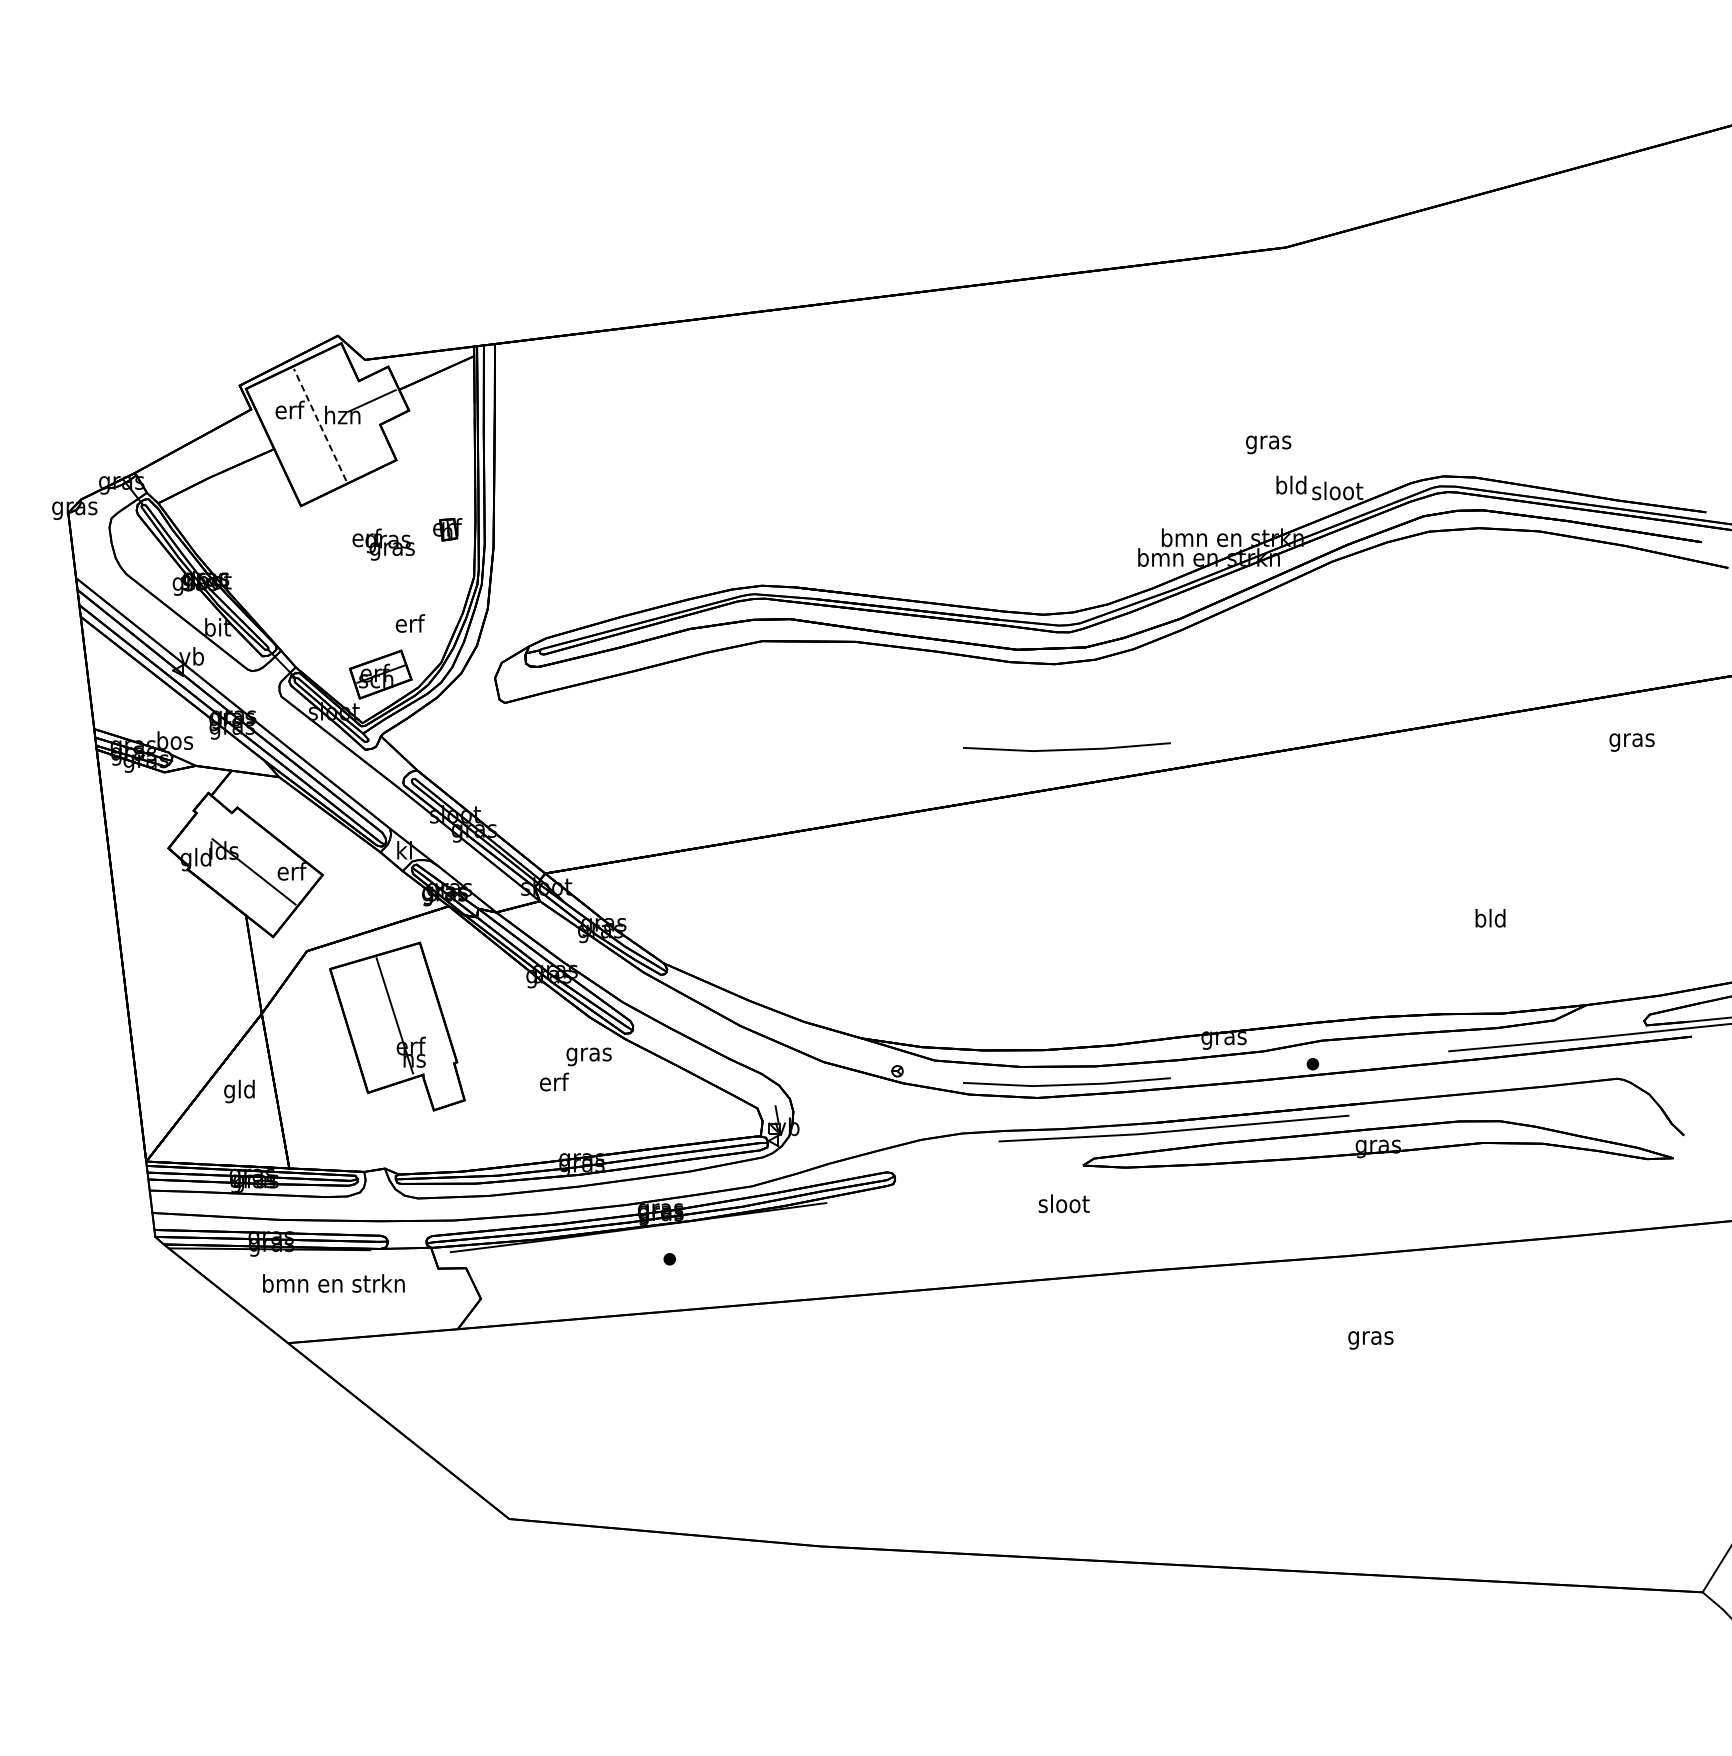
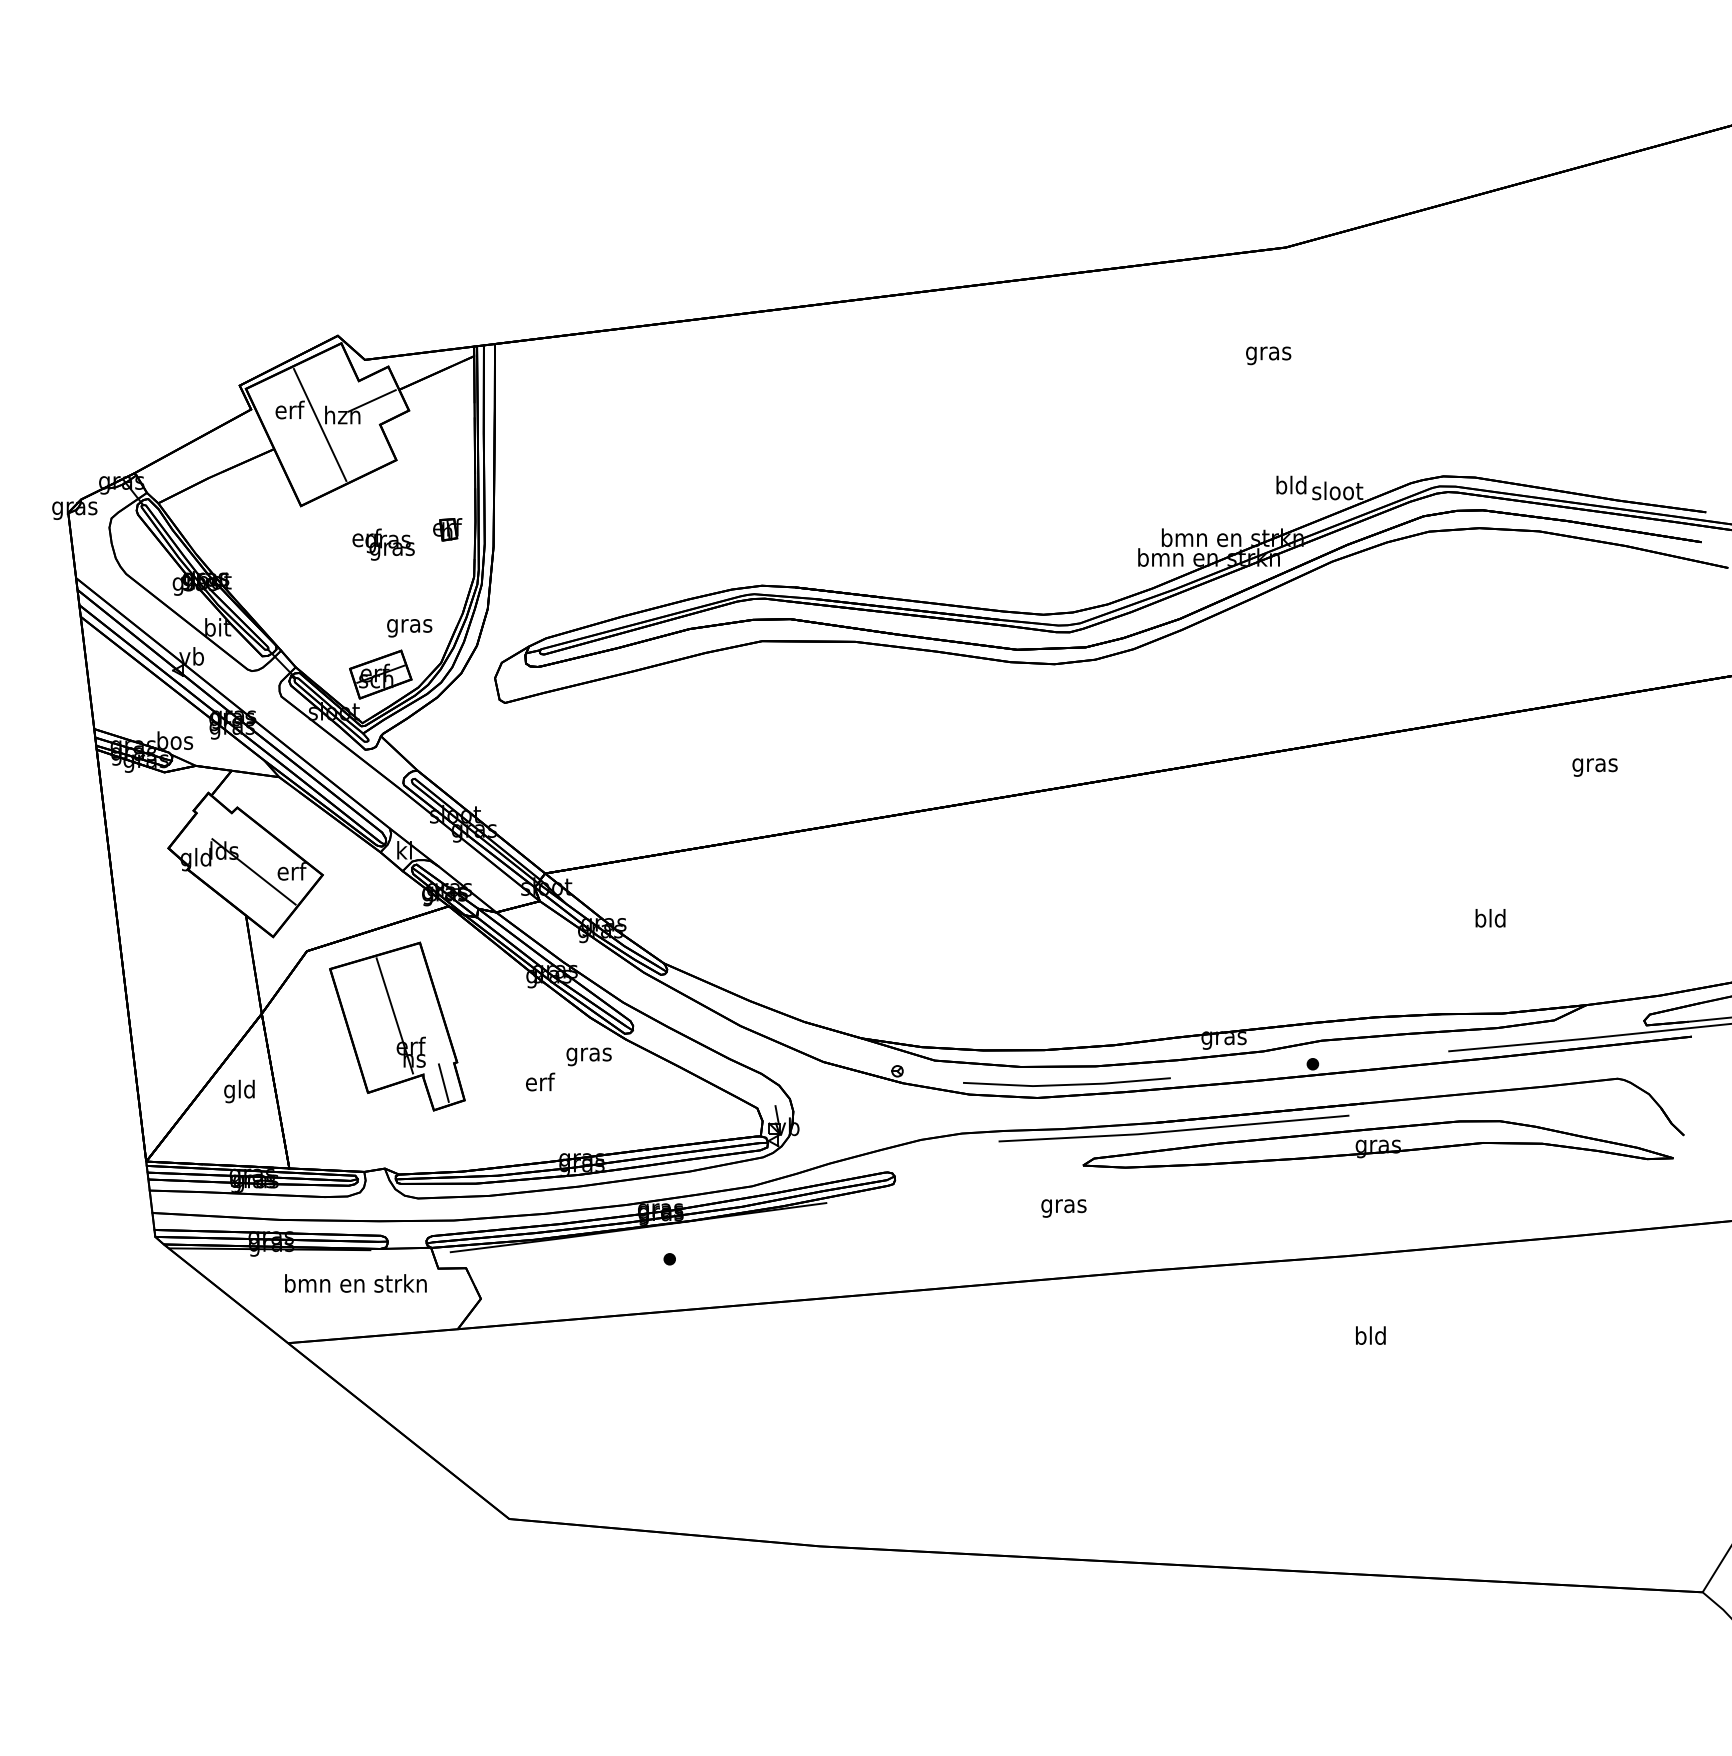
line: dashed -> solid (320, 424)
text position: (1268, 444) -> (1268, 355) (1268, 355)
text: erf -> gras (409, 625)
text position: (1631, 742) -> (1594, 767) (1594, 767)
line: present -> none (1066, 749)
text position: (554, 1081) -> (540, 1081) (540, 1081)
line: none -> present (443, 1082)
text: sloot -> gras (1063, 1205)
text position: (333, 1283) -> (355, 1283) (355, 1283)
text: gras -> bld (1370, 1337)
